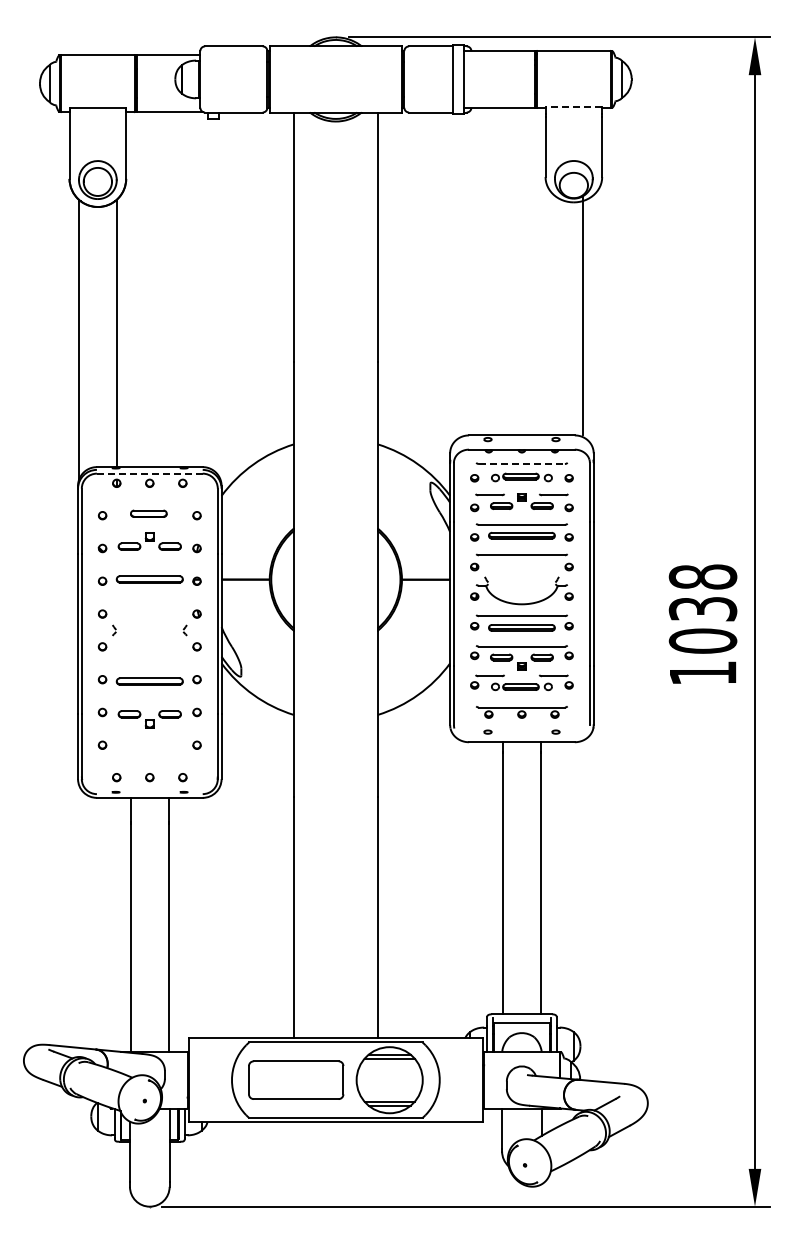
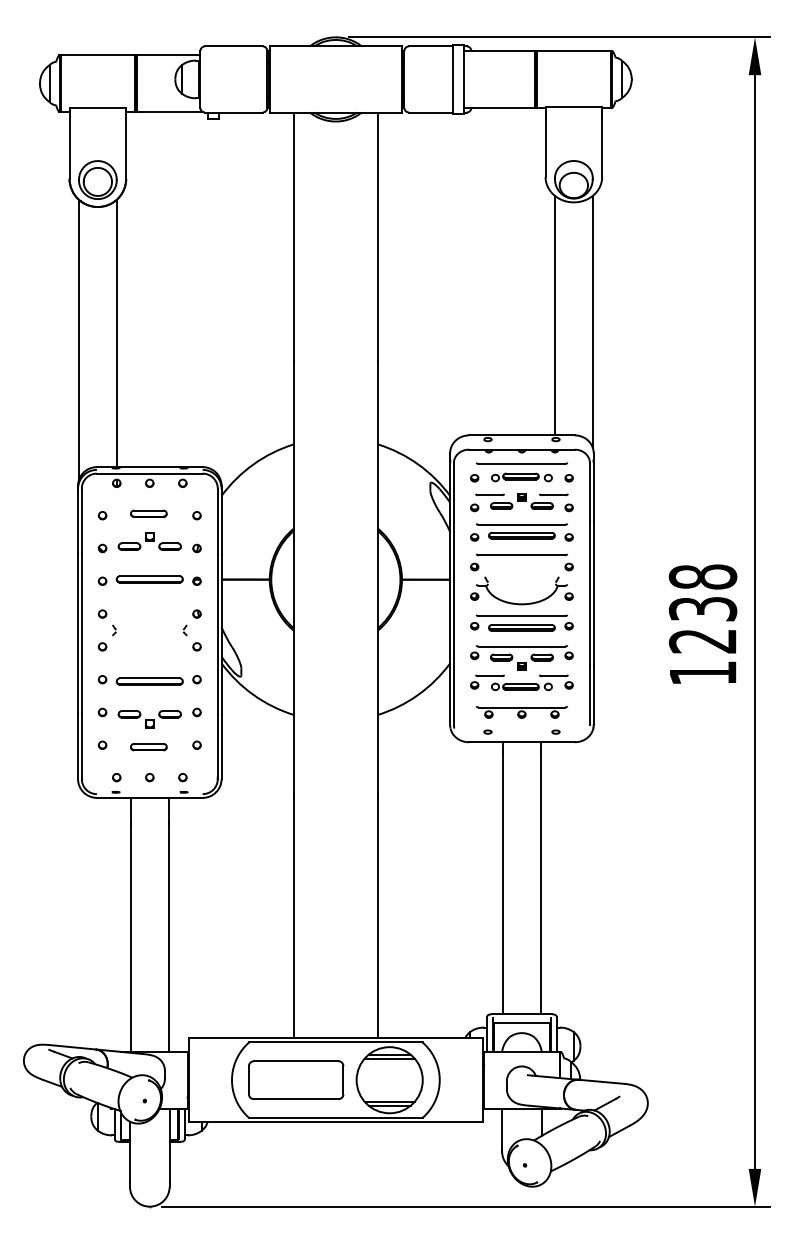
line: dashed -> solid (573, 107)
line position: (582, 315) -> (554, 315) (554, 315)
line: none -> present (592, 321)
line: dashed -> solid (521, 464)
line: dashed -> solid (149, 473)
text: 1038 -> 1238 (702, 640)
part: none -> present (148, 747)
